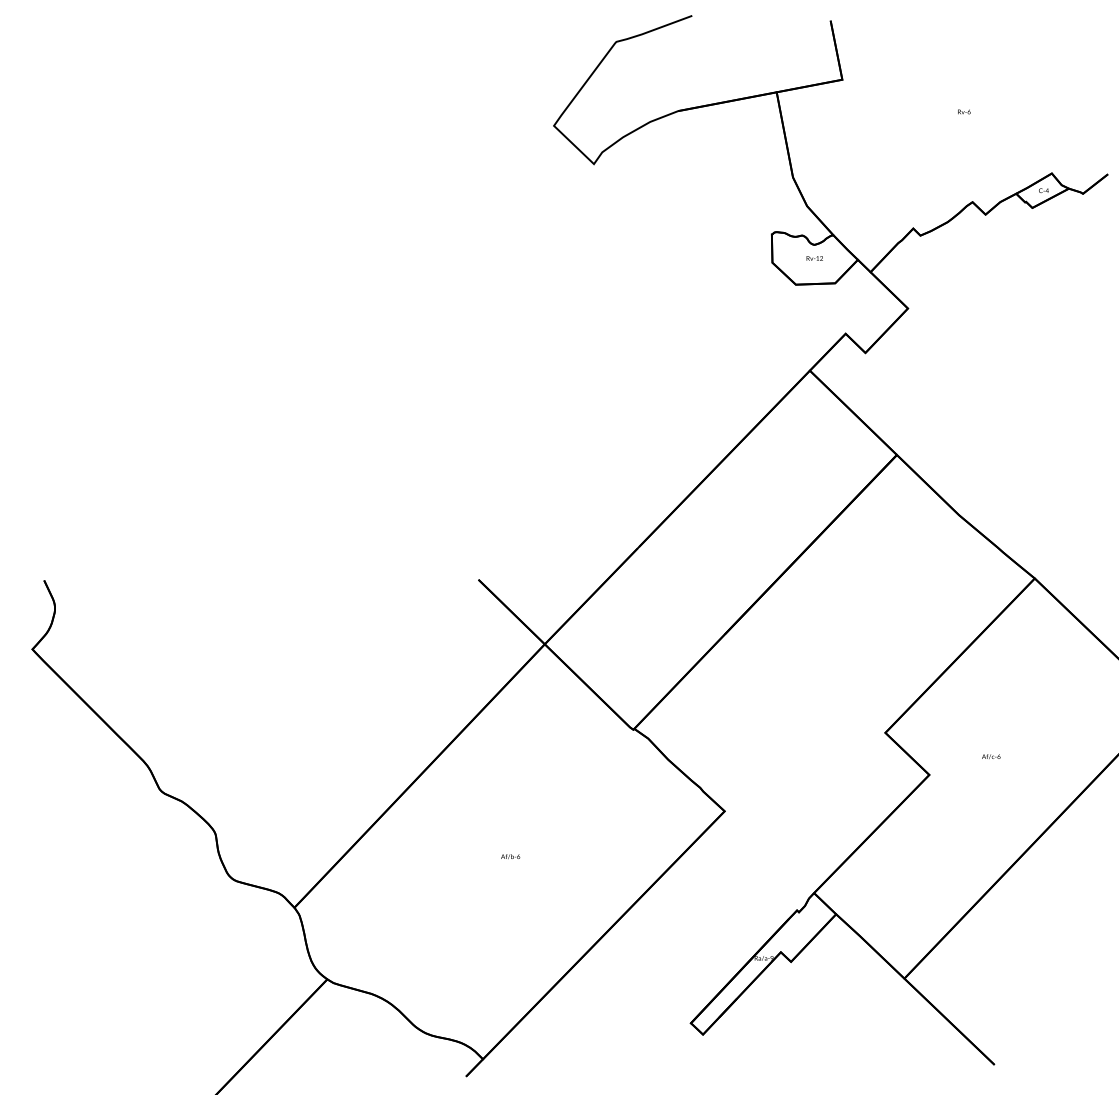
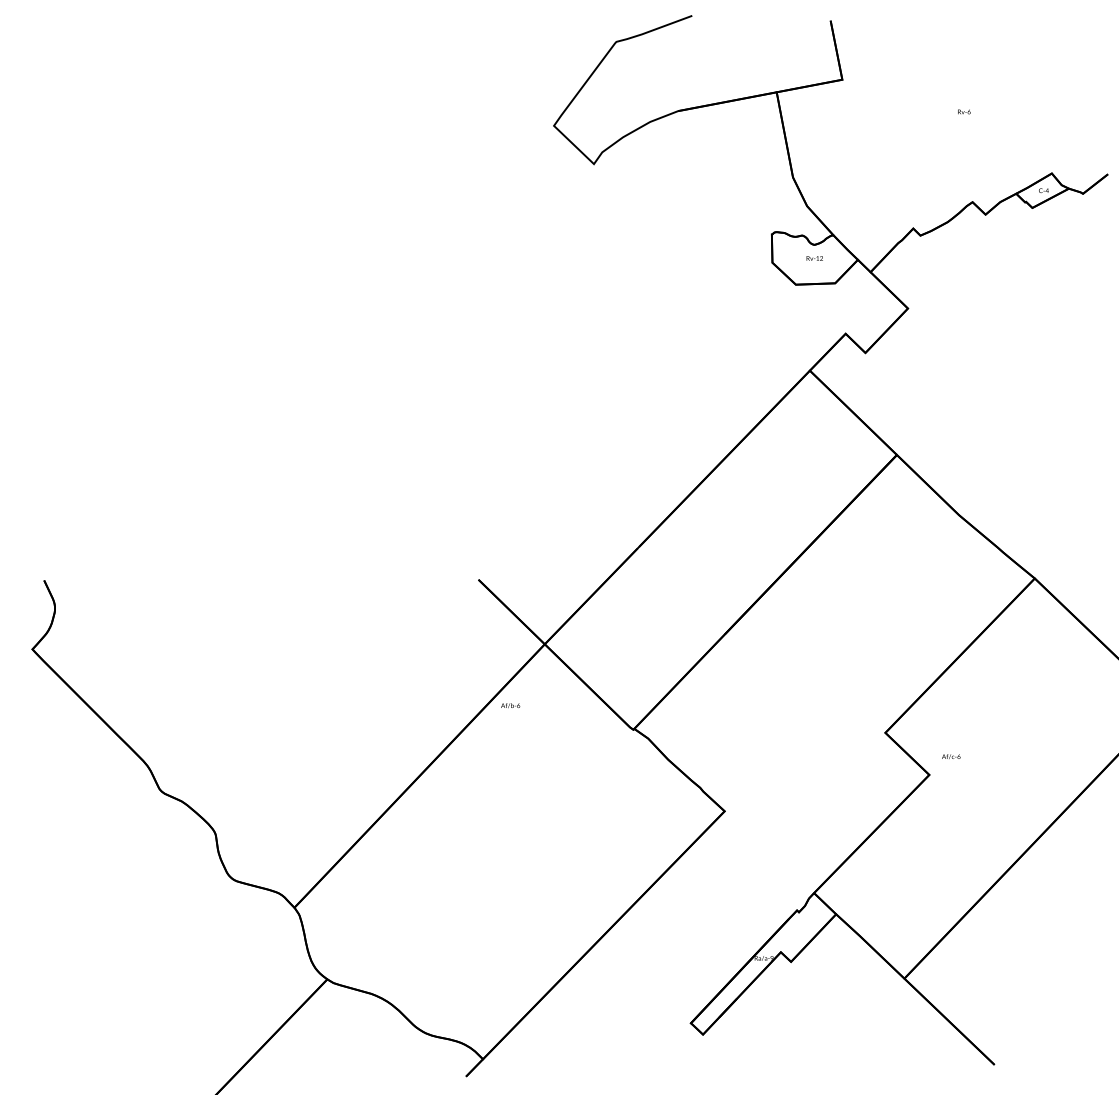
text position: (991, 756) -> (951, 756) (951, 756)
text position: (510, 856) -> (510, 705) (510, 705)
